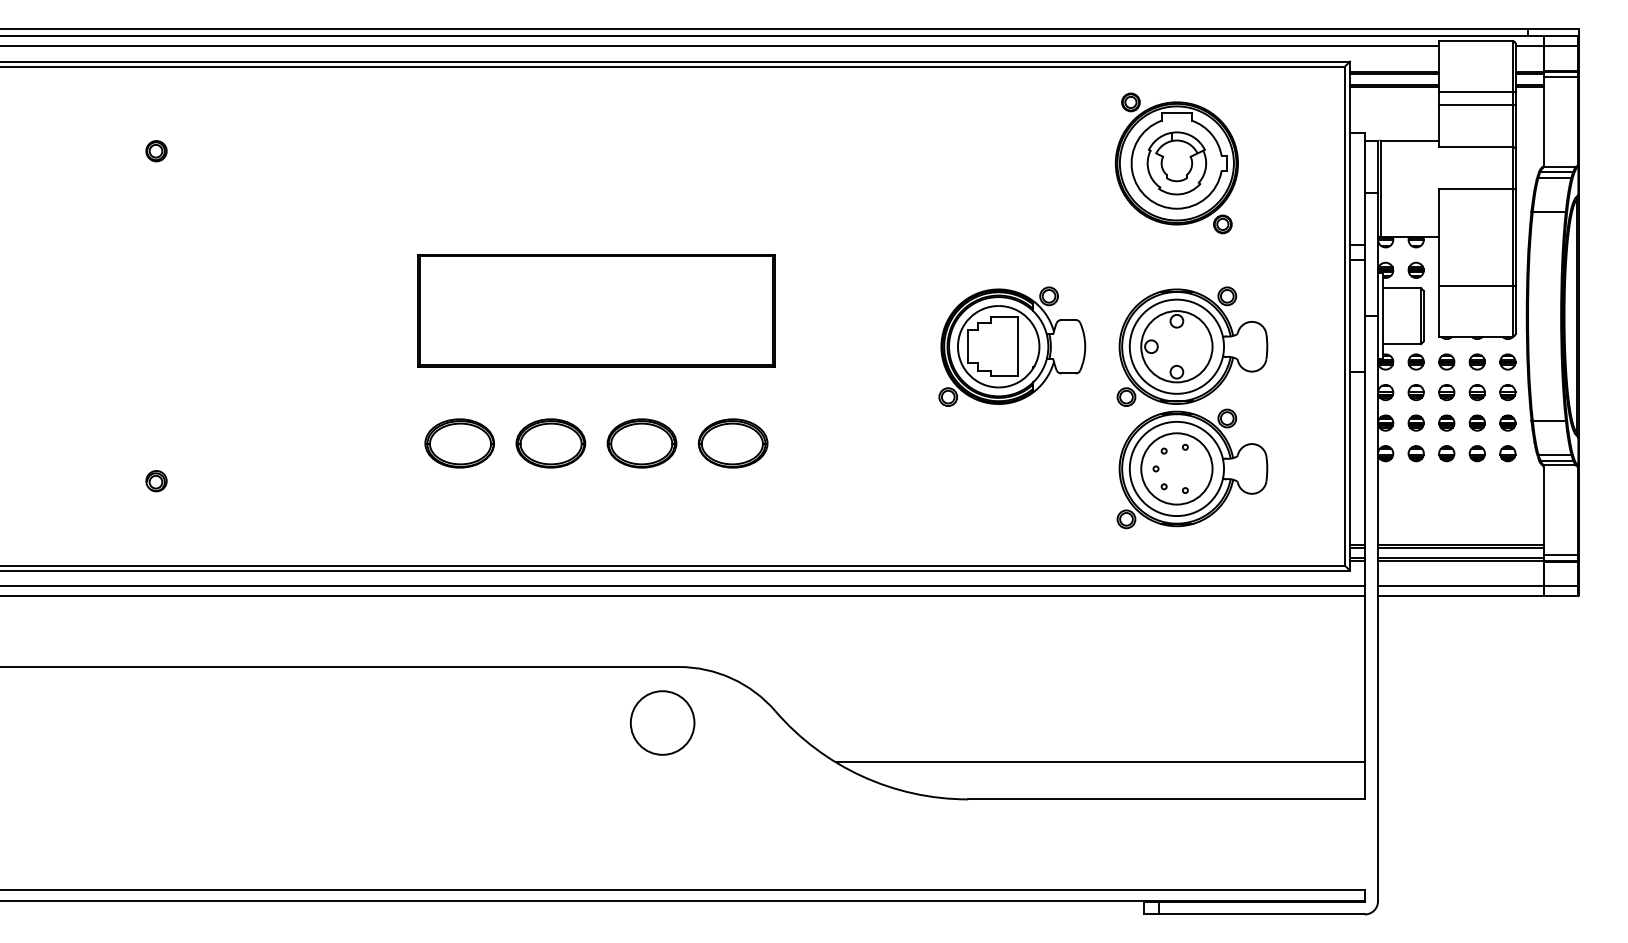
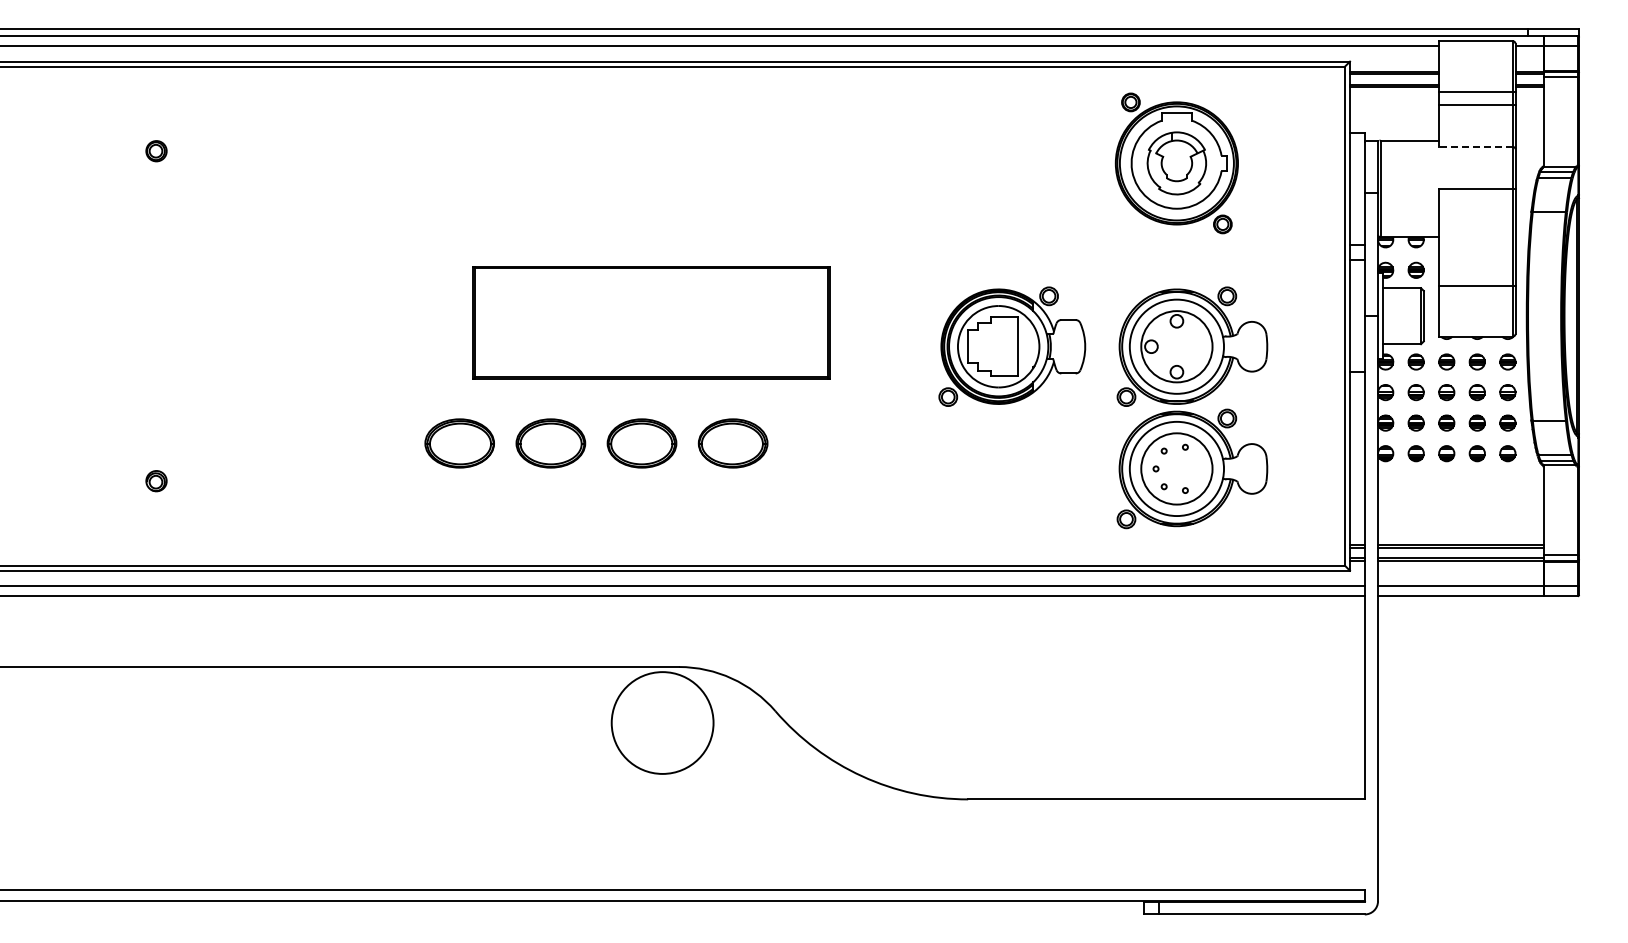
line: solid -> dashed (1476, 147)
part position: (596, 310) -> (651, 322) (651, 322)
circle diameter: 64 px -> 102 px (662, 722)
line: present -> none (1100, 761)
